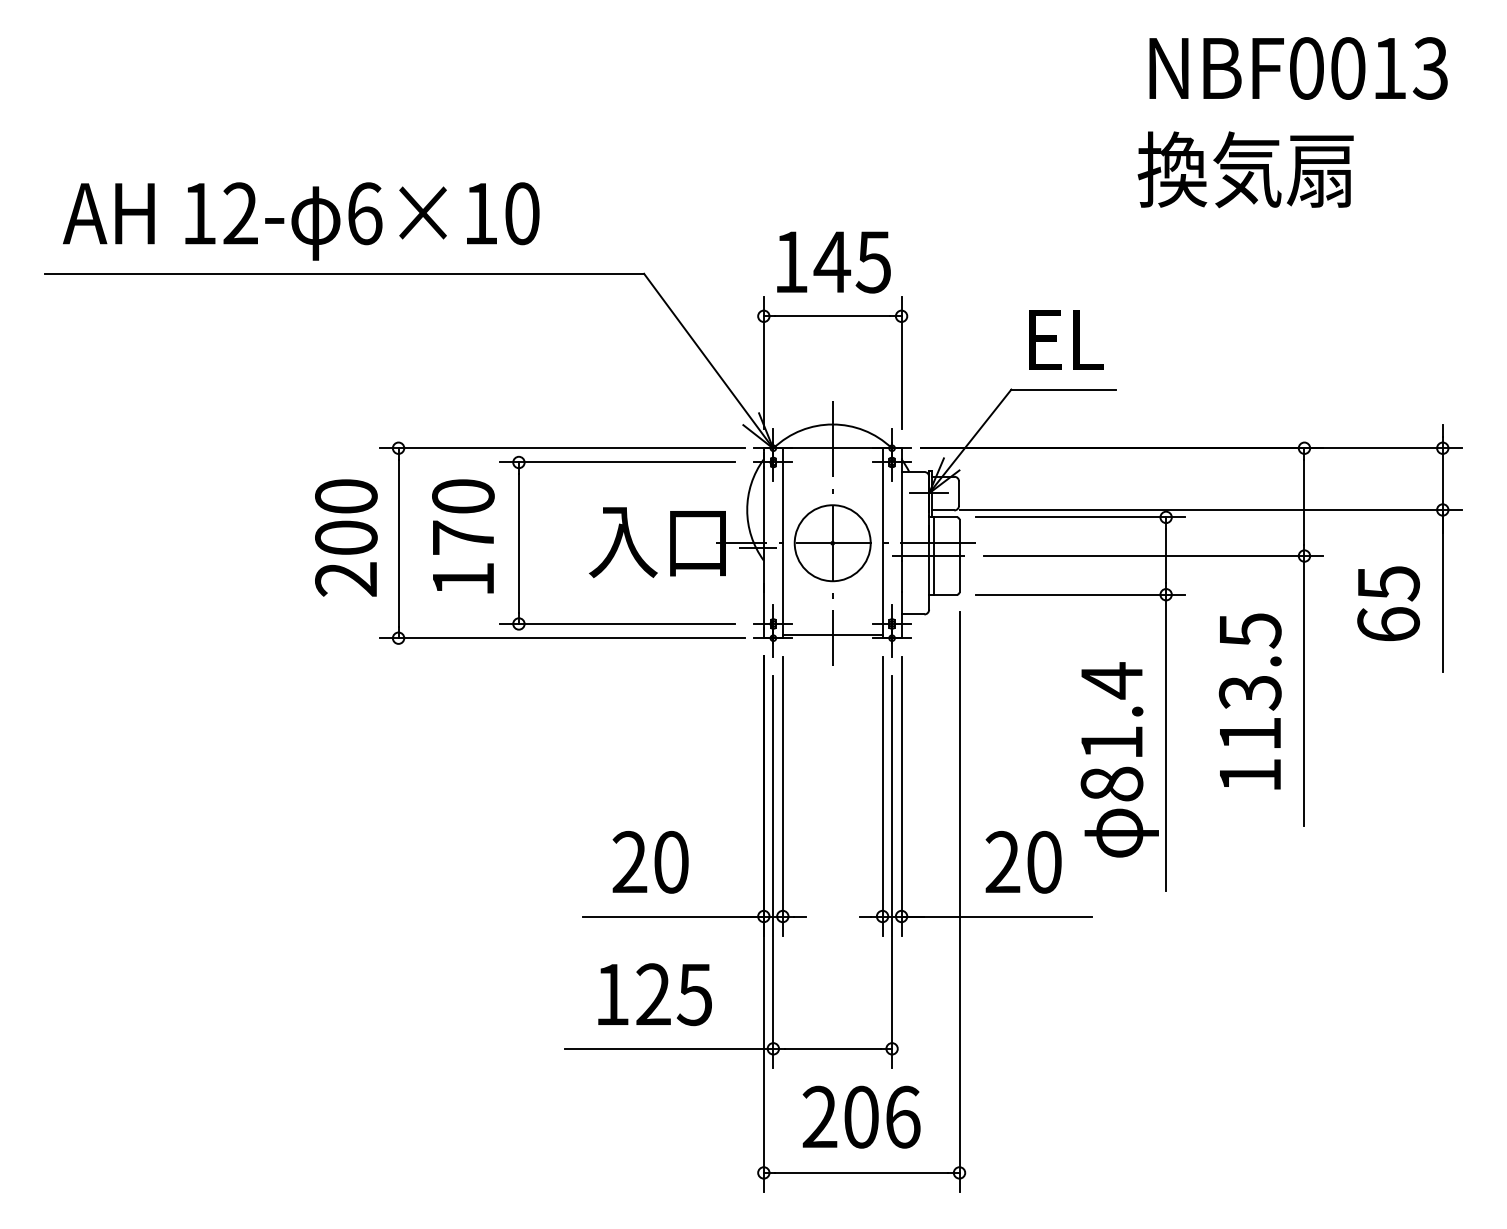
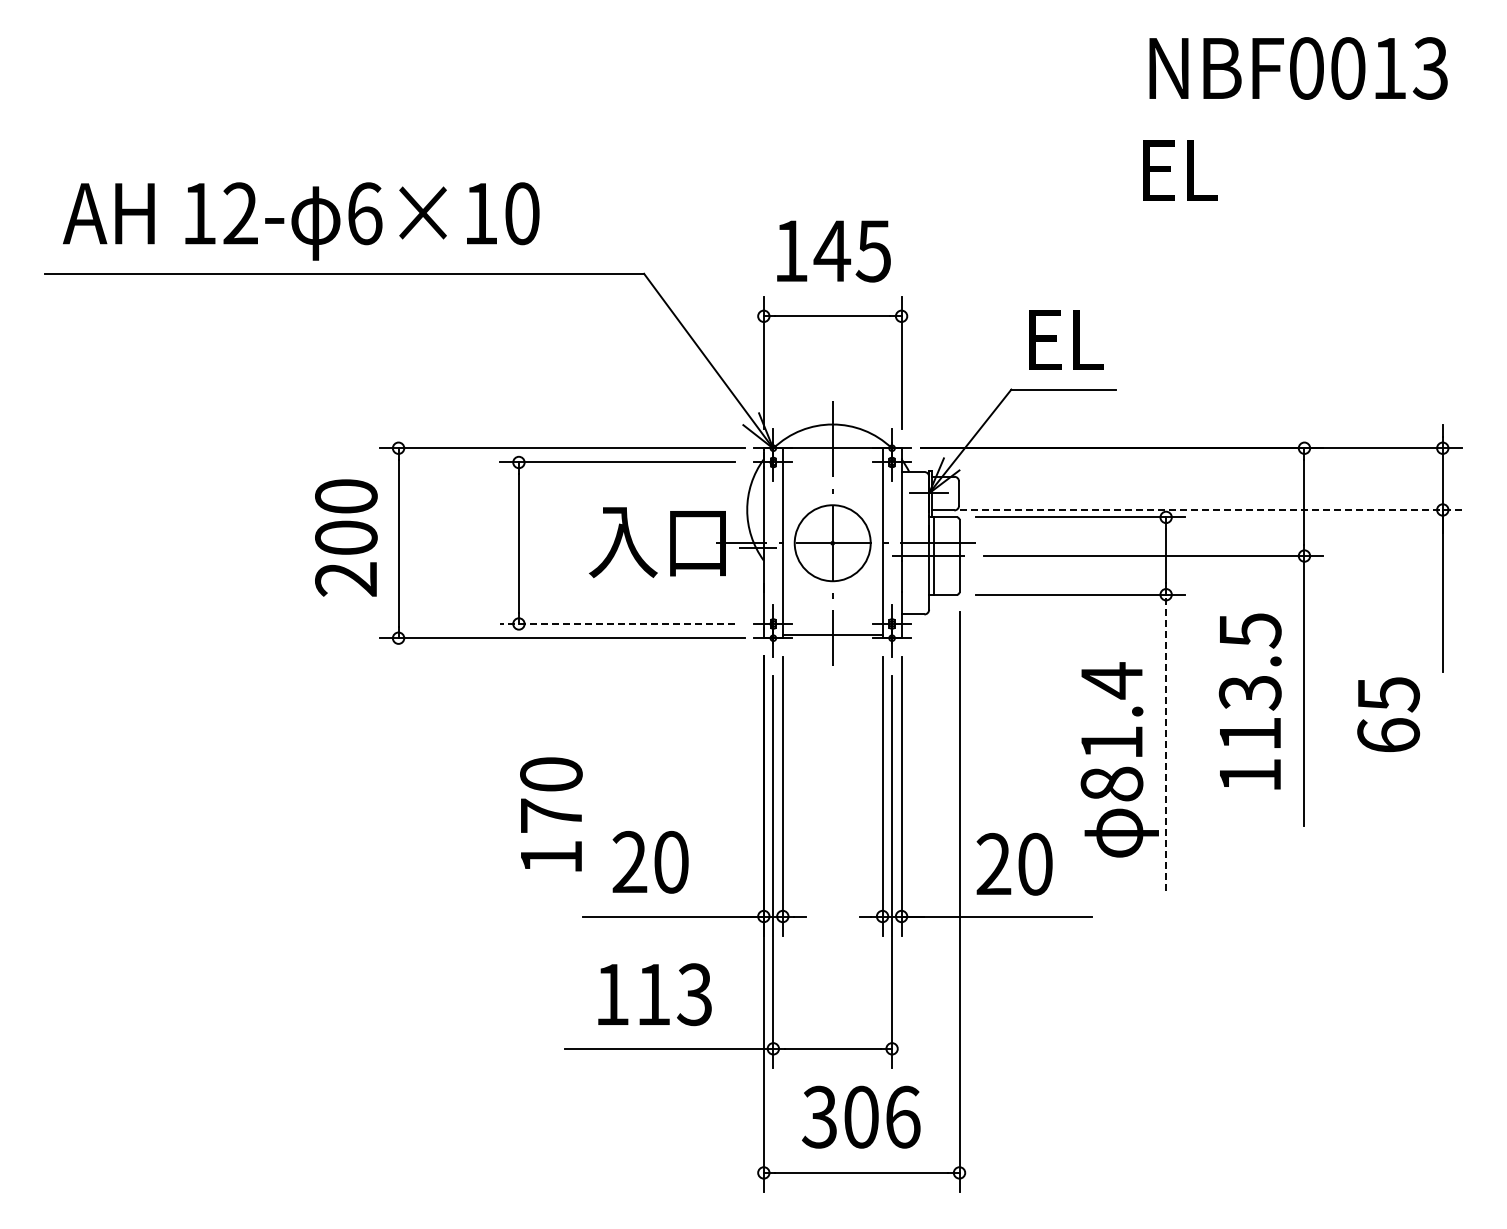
text: 換気扇 -> EL (1245, 169)
text position: (833, 262) -> (833, 251) (833, 251)
line: solid -> dashed (1210, 509)
text position: (463, 536) -> (551, 814) (551, 814)
text position: (1388, 603) -> (1388, 714) (1388, 714)
line: solid -> dashed (617, 623)
line: solid -> dashed (1166, 742)
text position: (1023, 862) -> (1014, 864) (1014, 864)
text: 125 -> 113 (673, 994)
text: 206 -> 306 (819, 1117)
